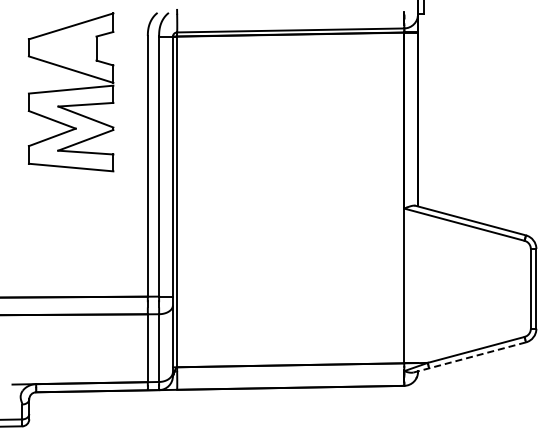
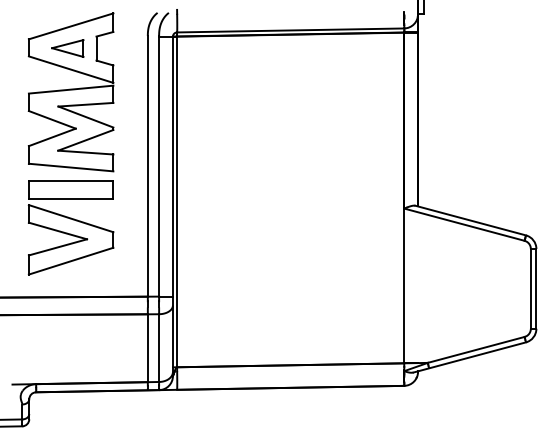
part: none -> present (67, 48)
part: none -> present (70, 227)
line: dashed -> solid (469, 357)
